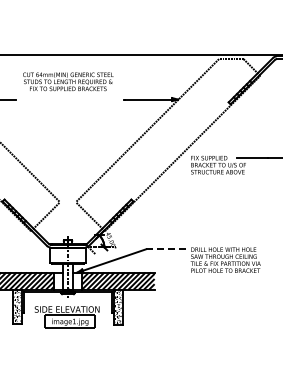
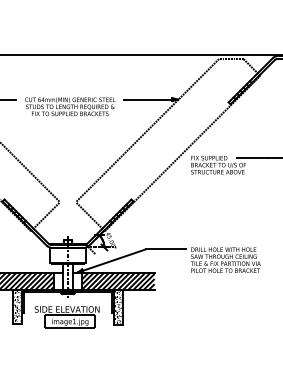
text position: (68, 81) -> (70, 106) (70, 106)
line: dashed -> solid (166, 249)
